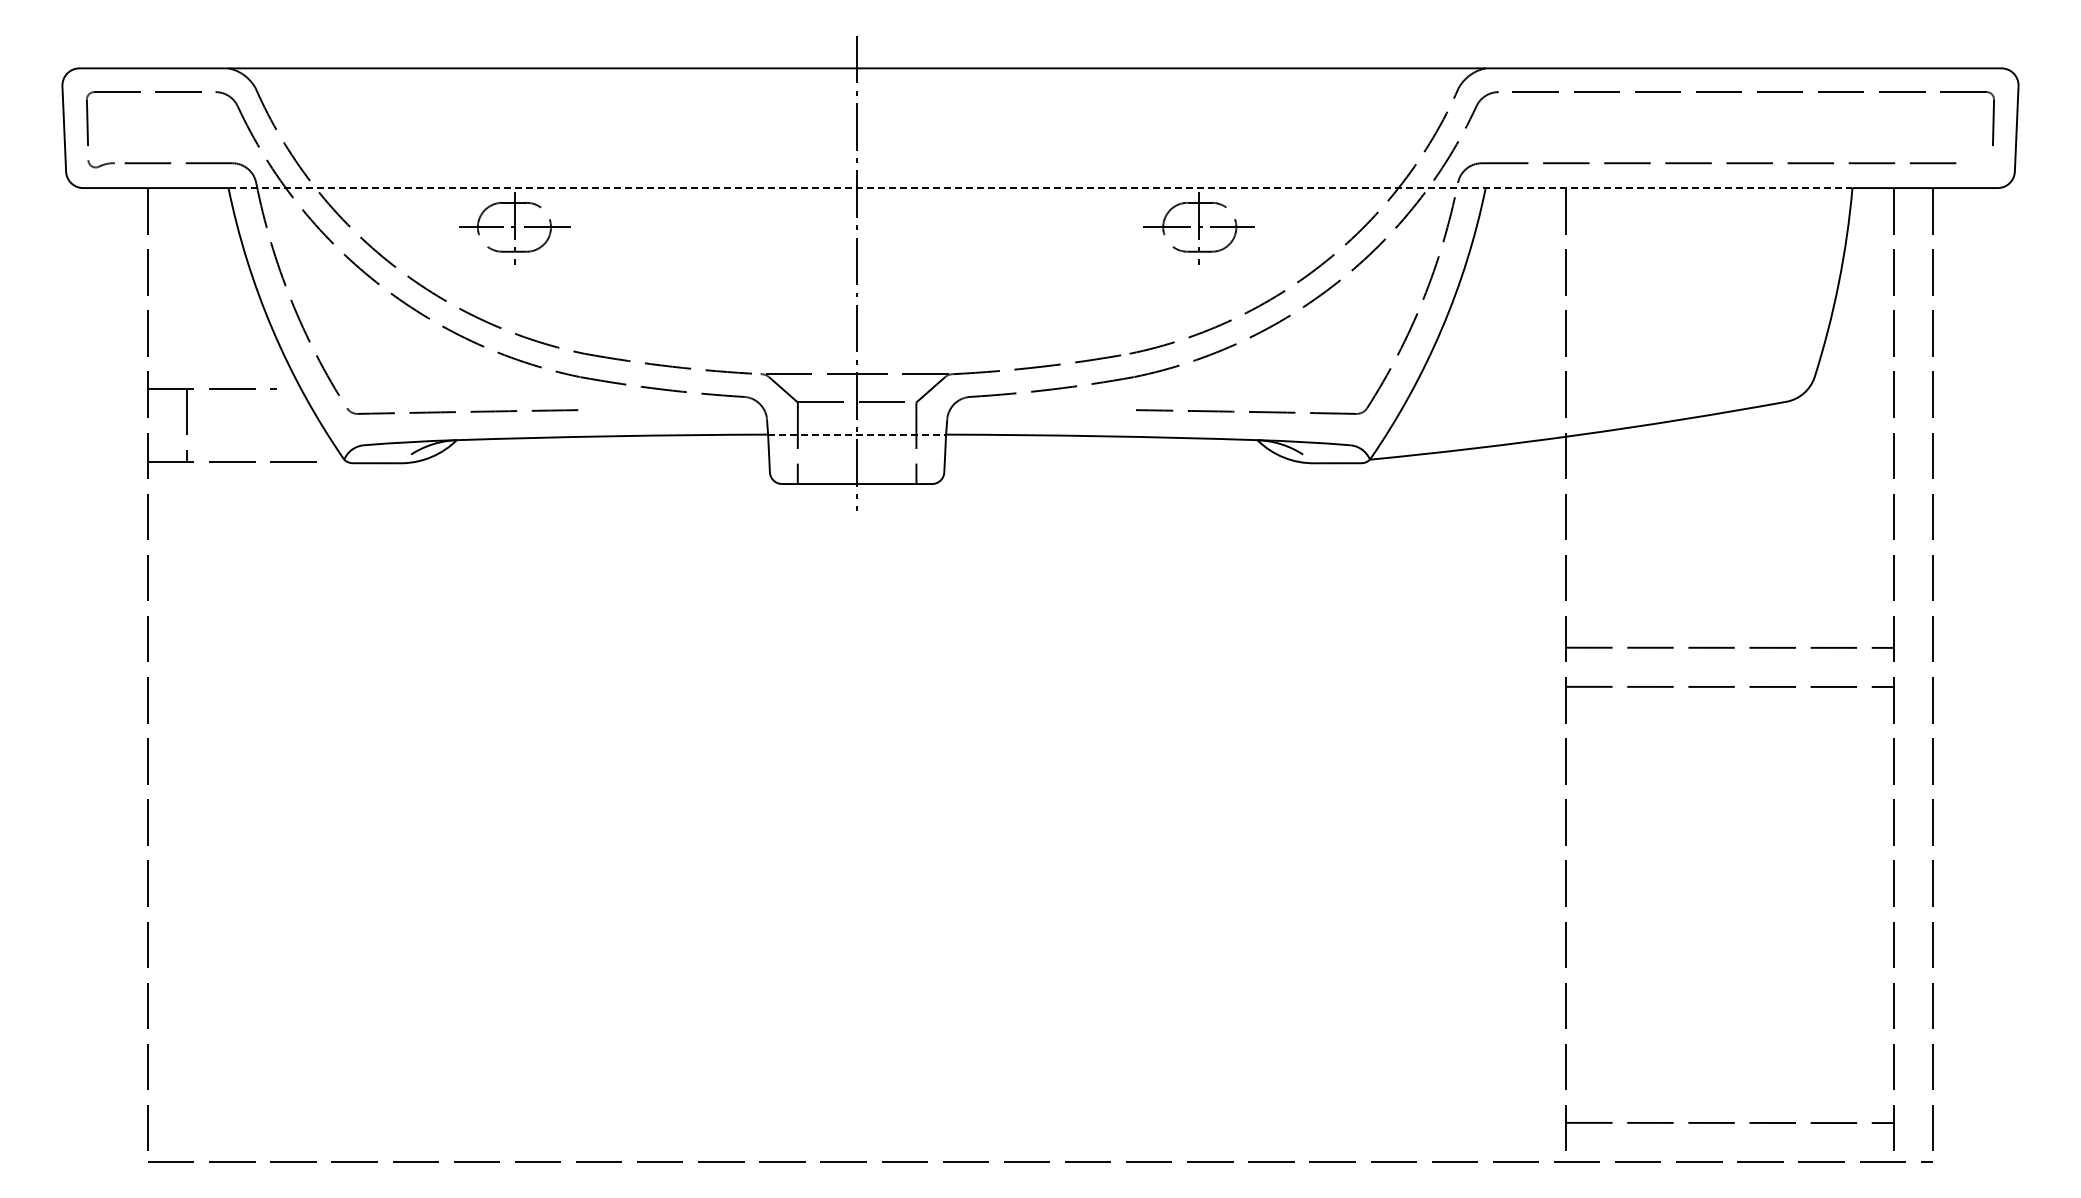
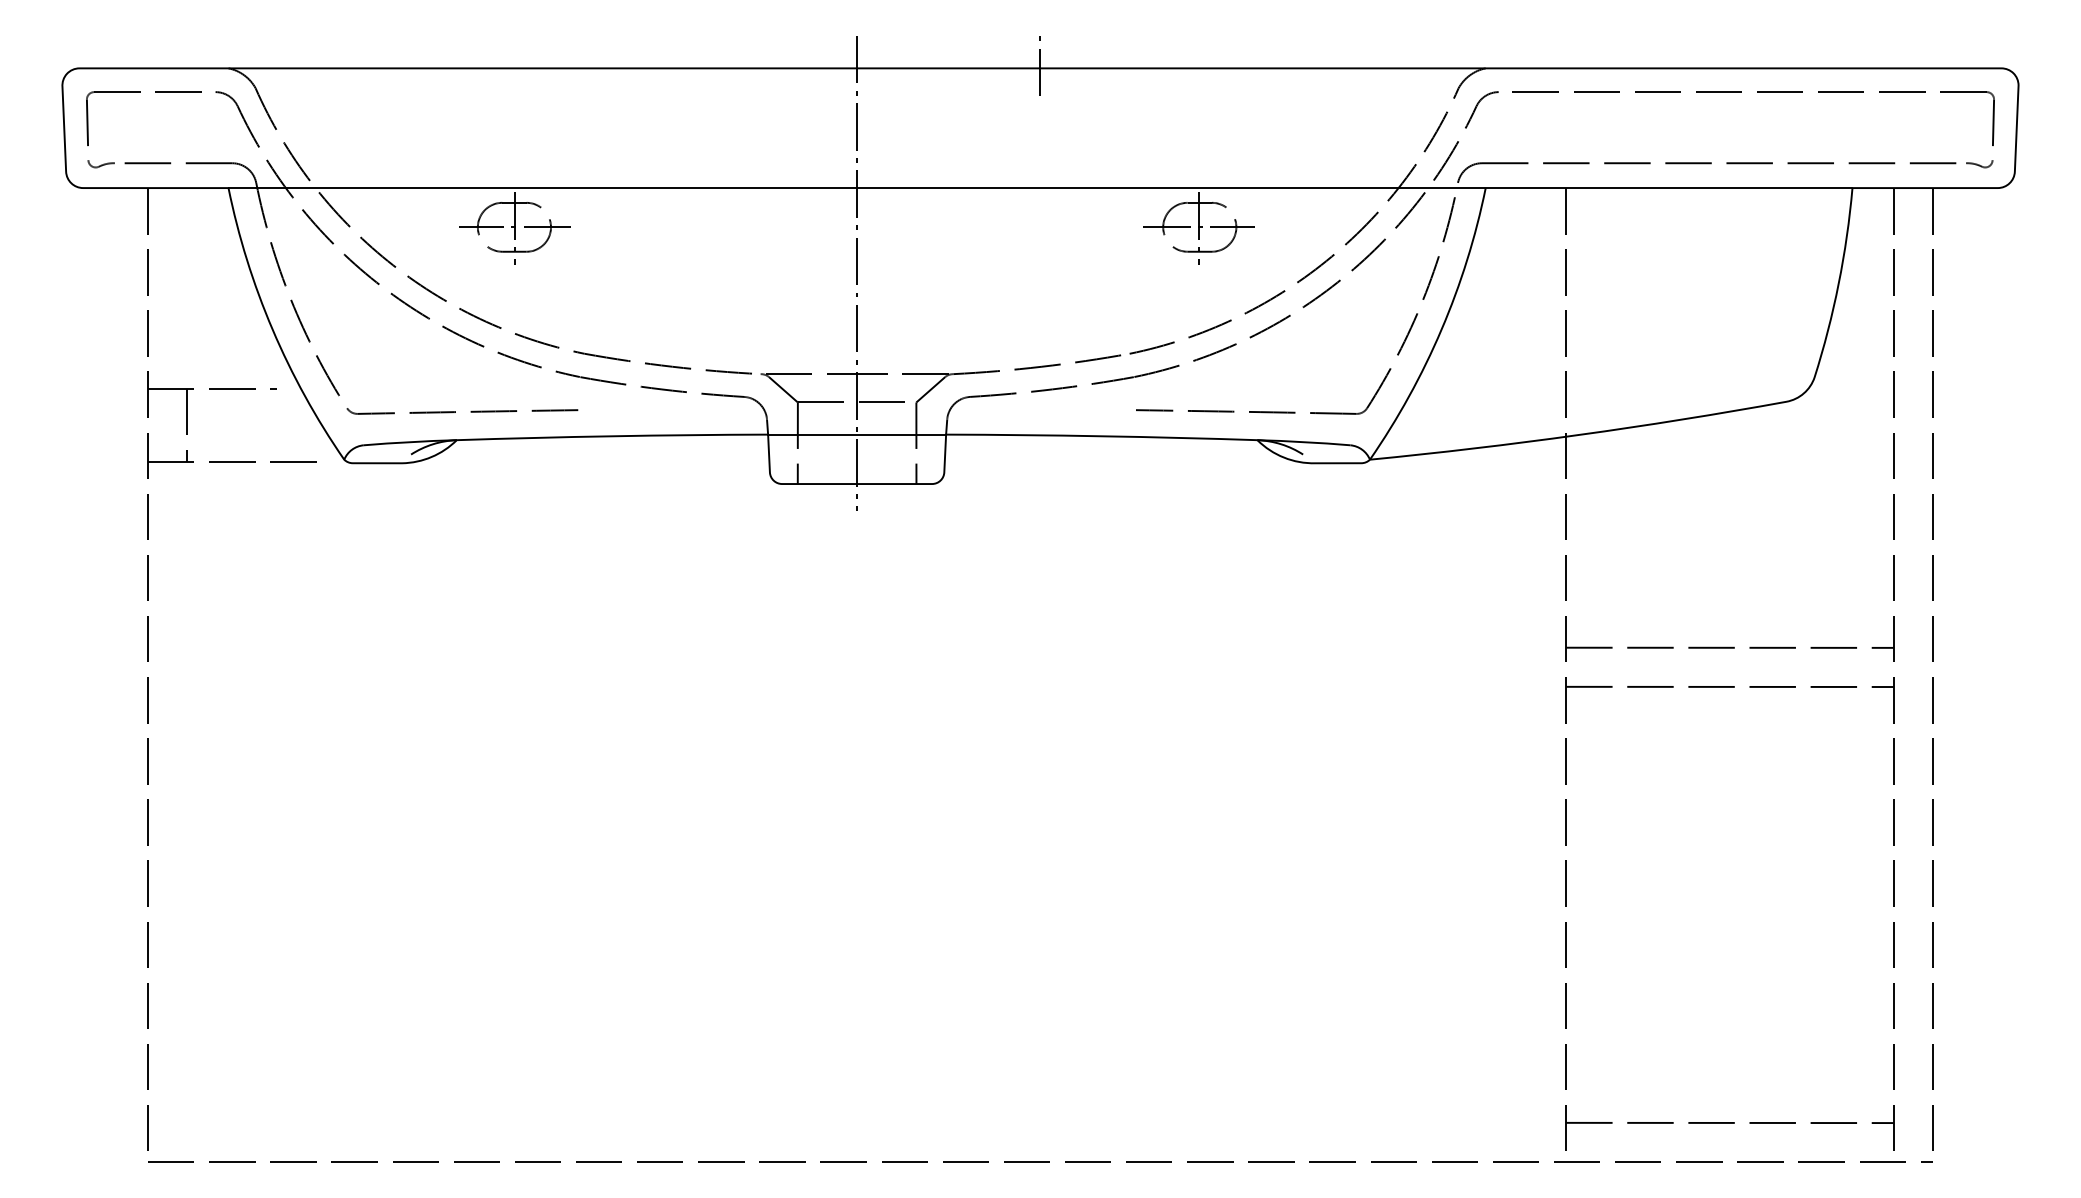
line: none -> present (1040, 65)
part: none -> present (1979, 164)
line: dashed -> solid (1040, 188)
line: dashed -> solid (857, 434)
